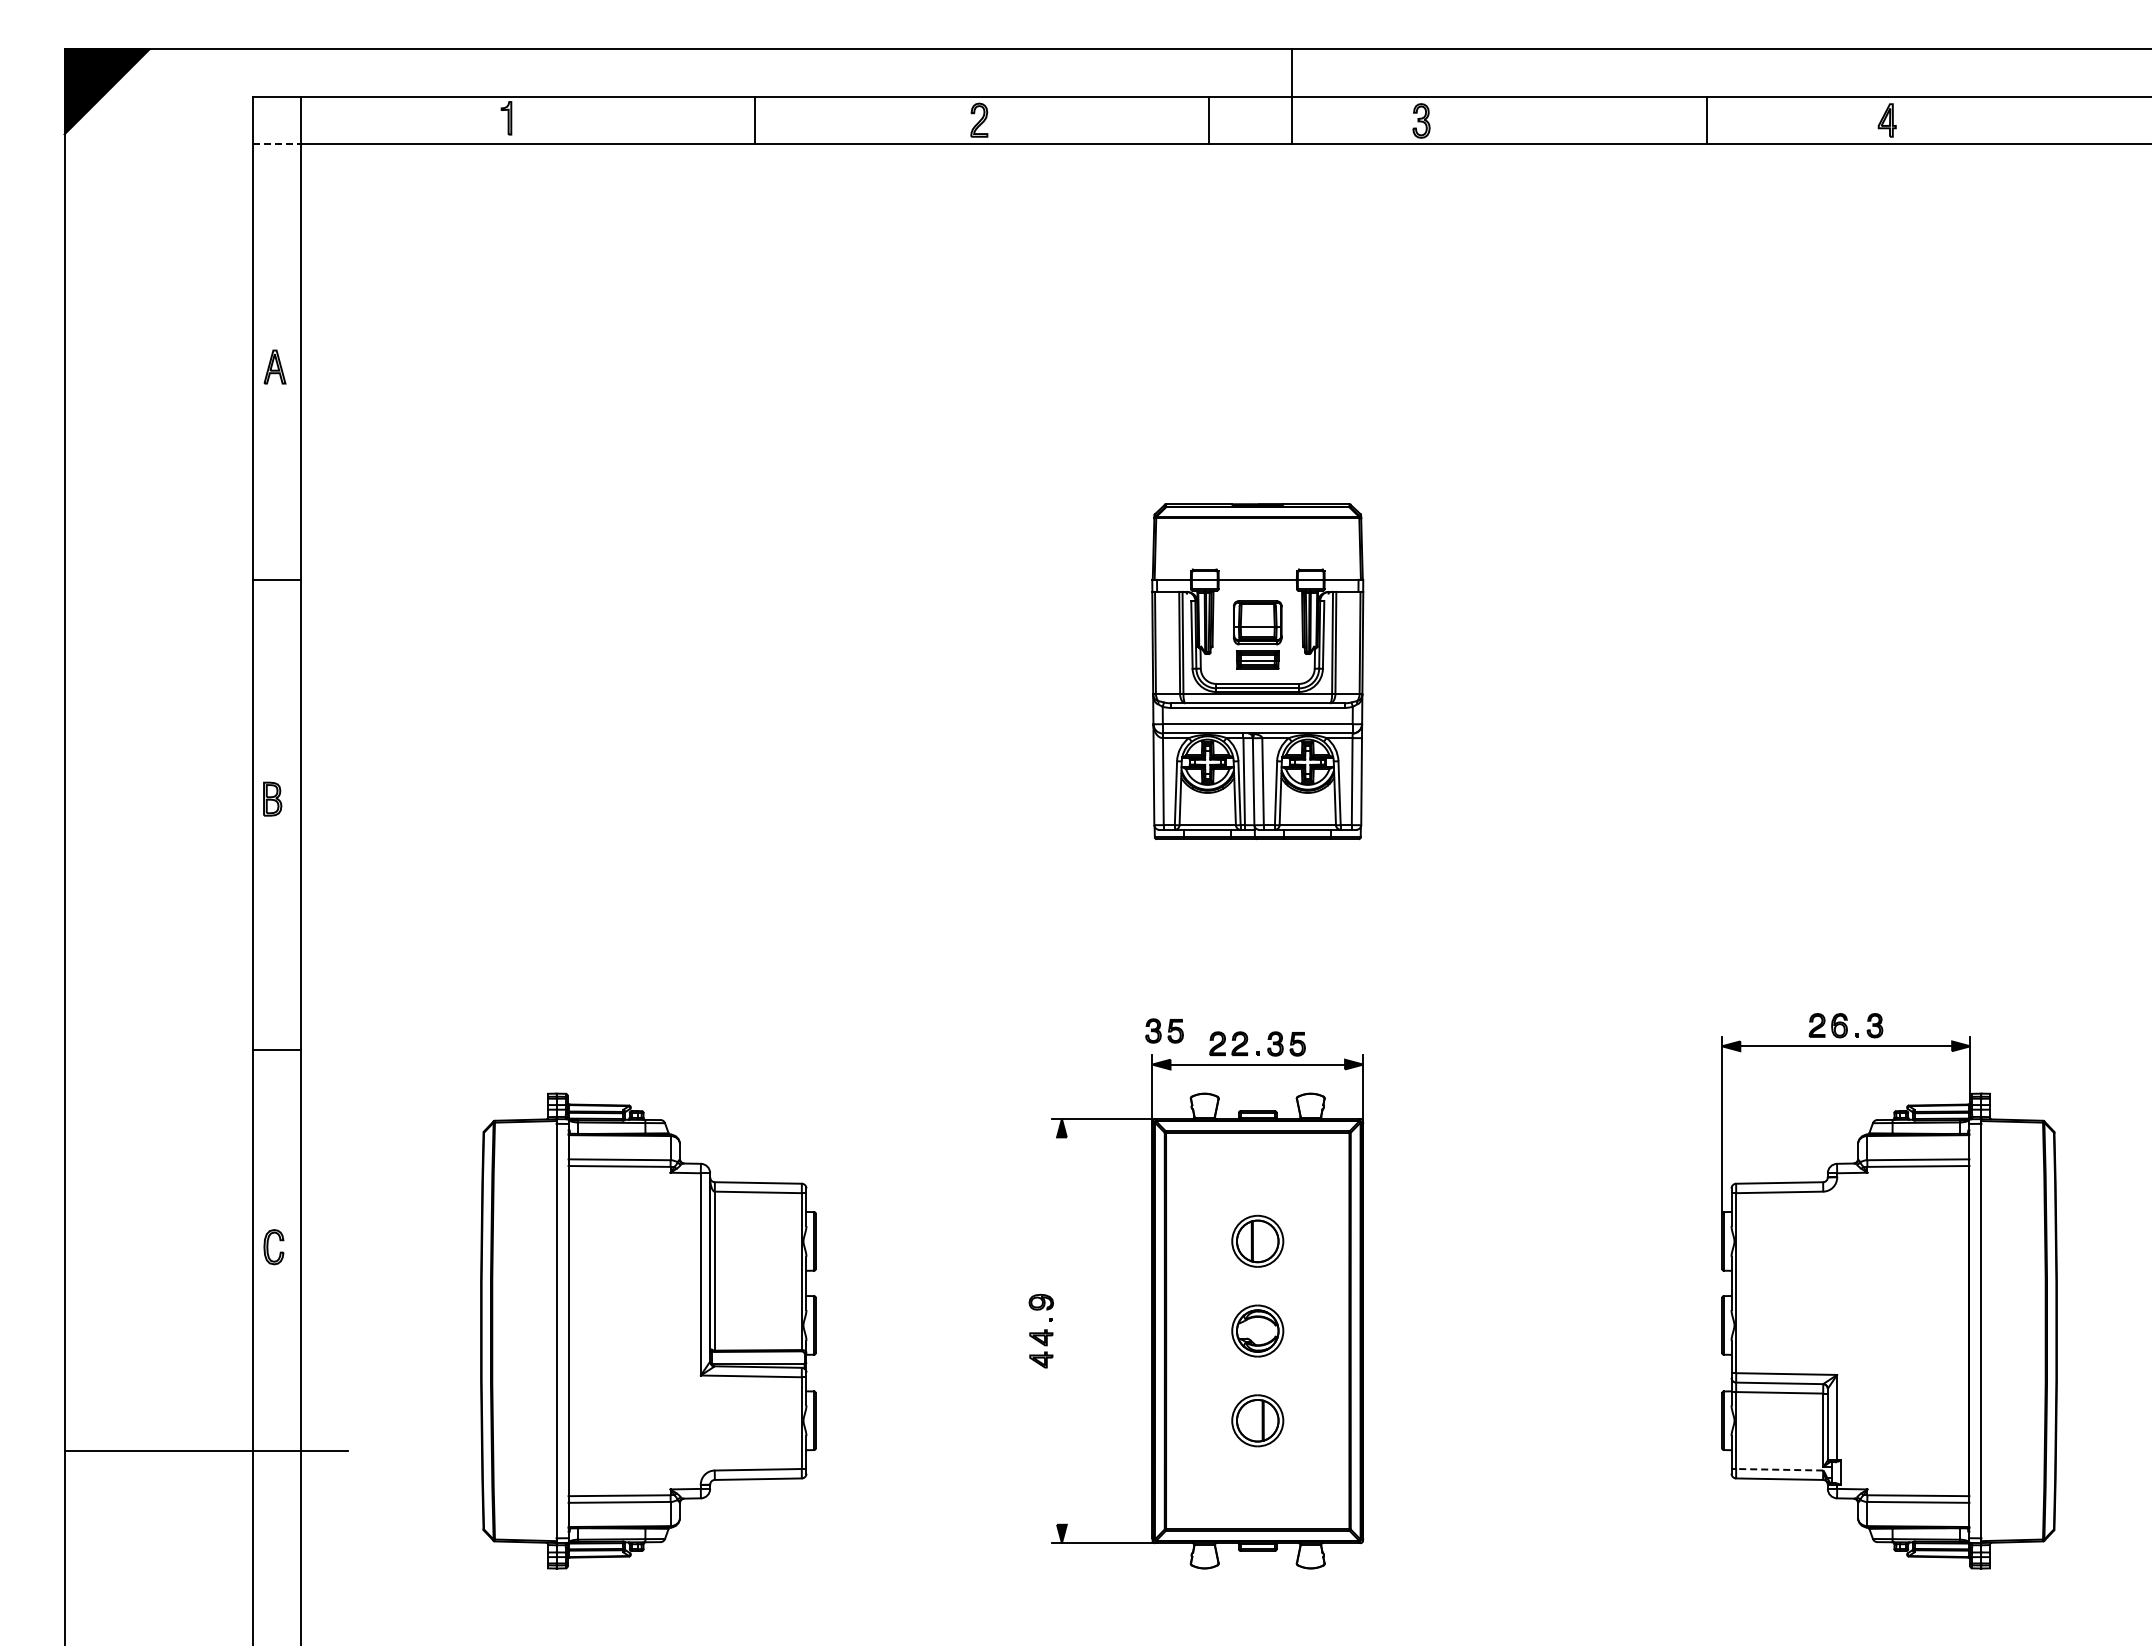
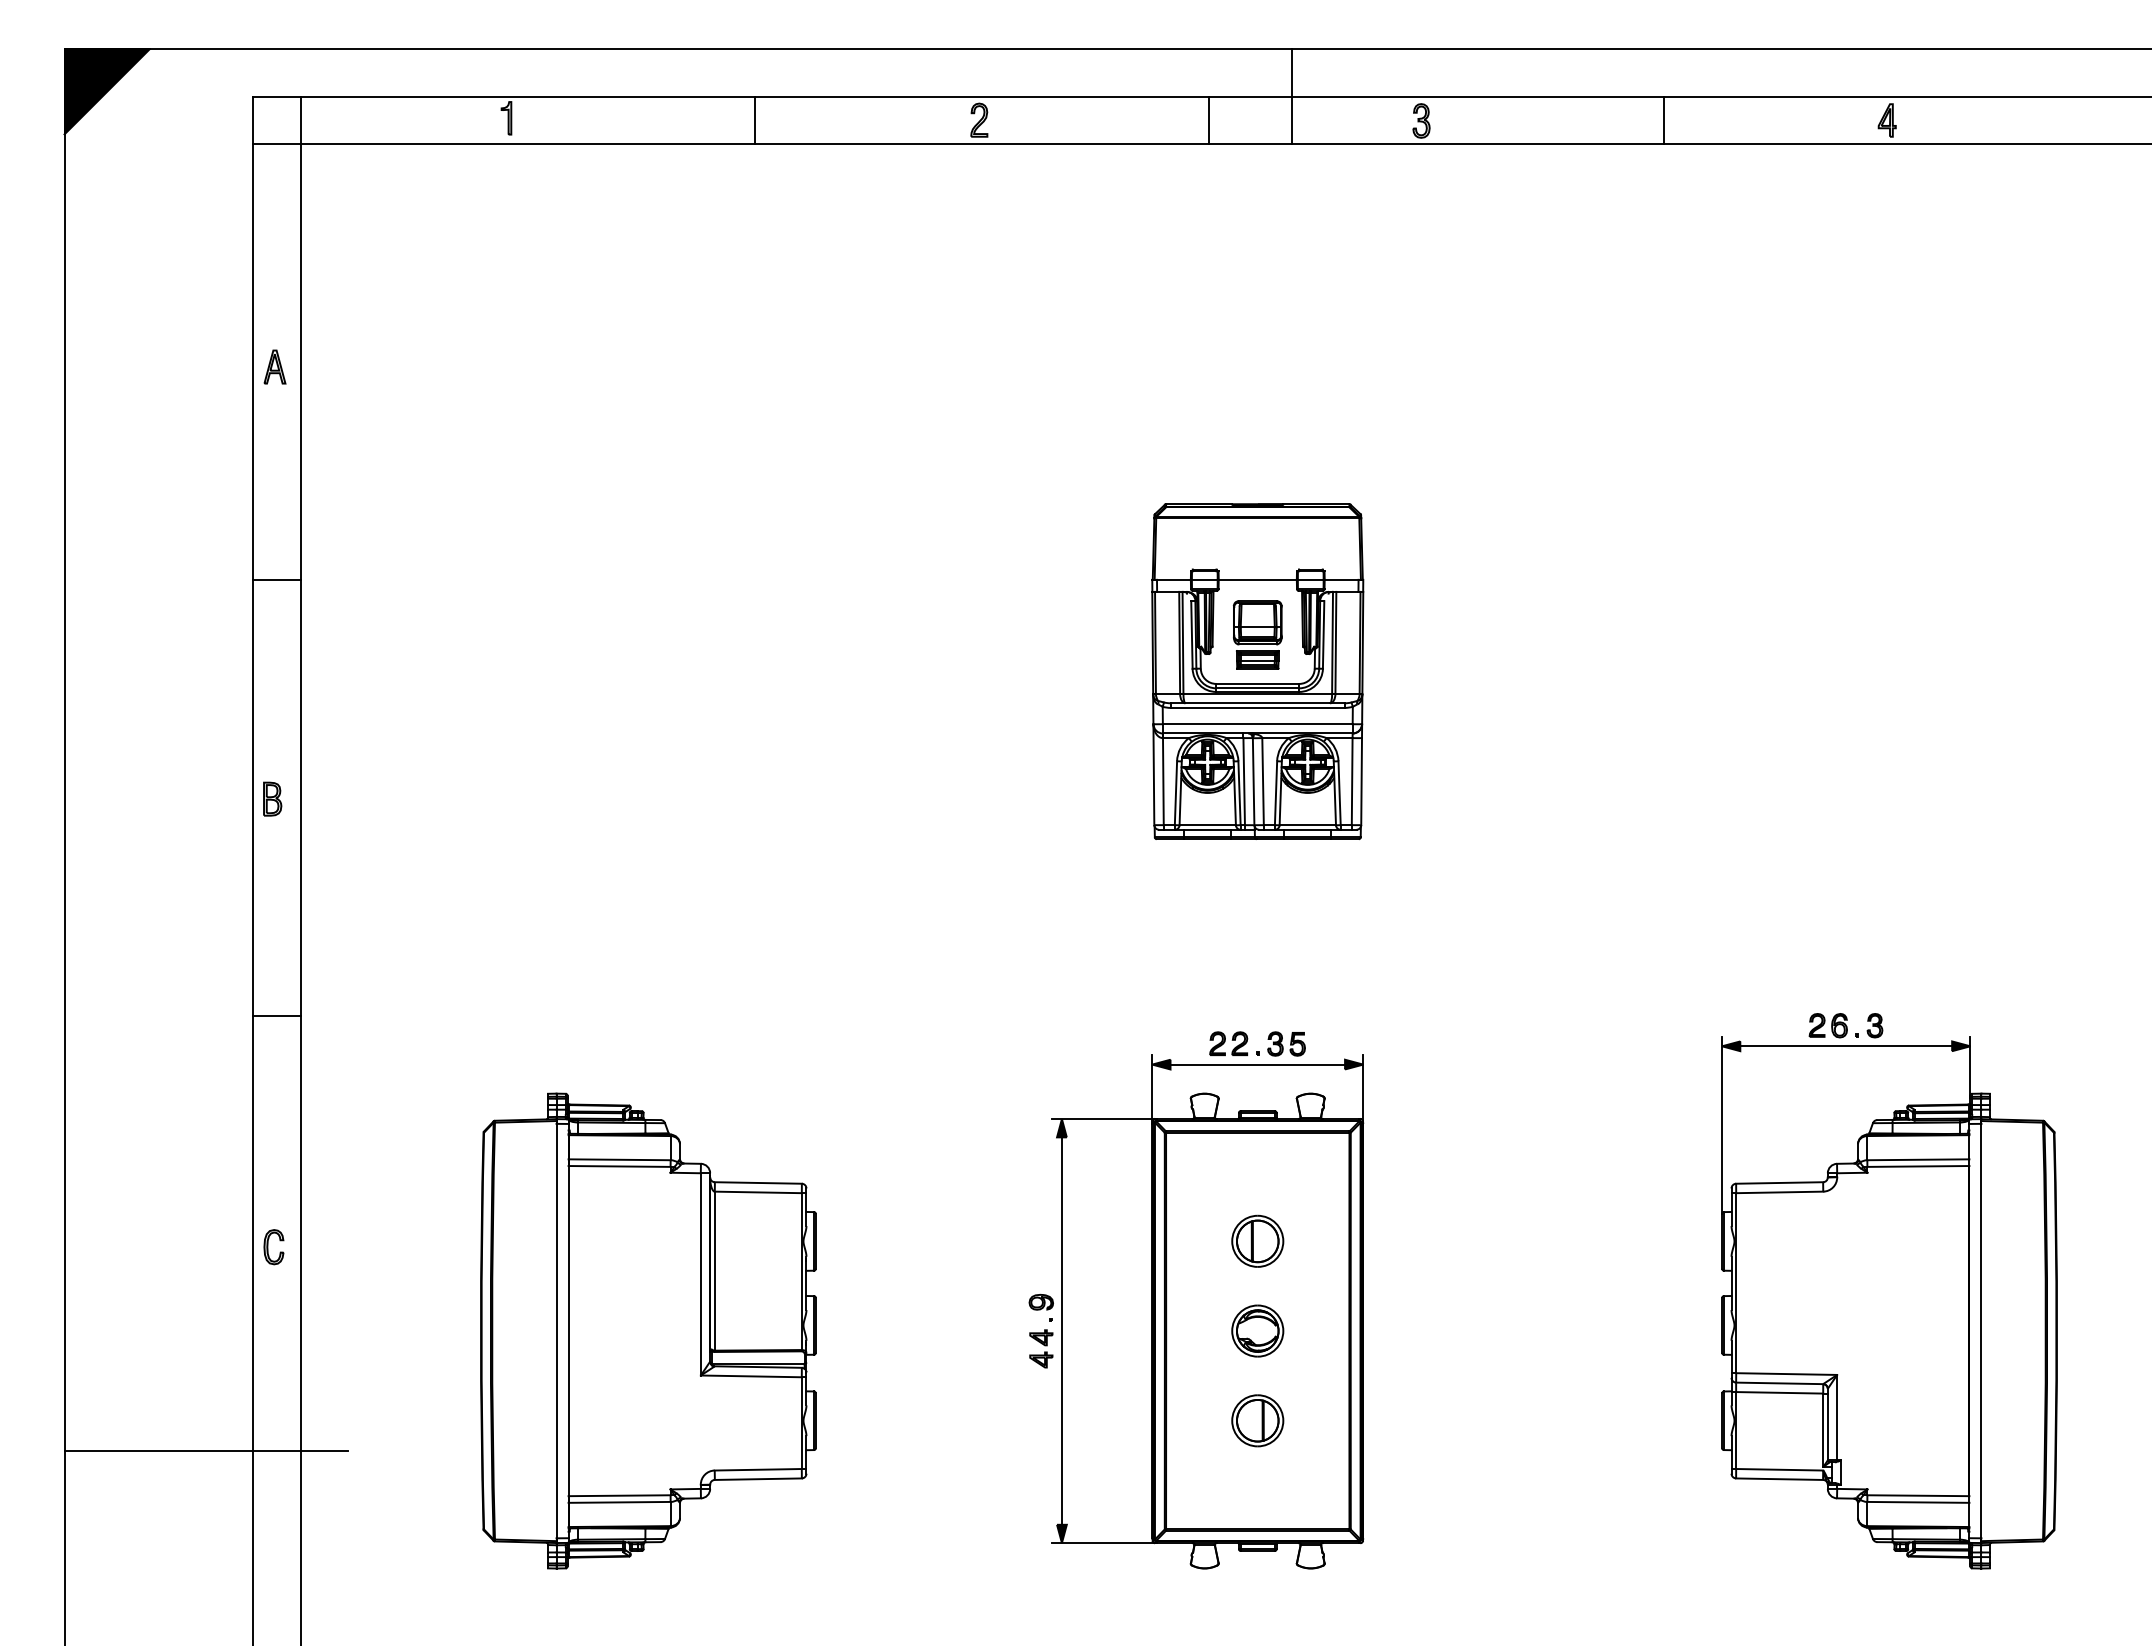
line position: (1706, 119) -> (1663, 119) (1663, 119)
line: dashed -> solid (276, 143)
part: present -> none (1164, 1030)
line position: (276, 1049) -> (276, 1015) (276, 1015)
line: none -> present (1061, 1330)
line: dashed -> solid (1779, 1469)
